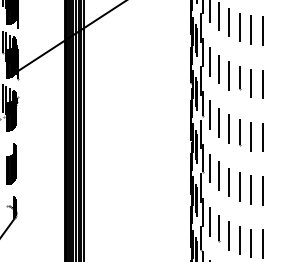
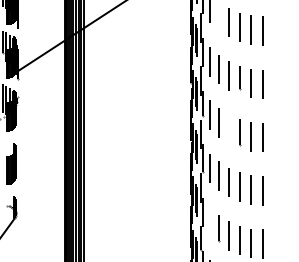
line: present -> none (219, 16)
line: present -> none (228, 128)
line: present -> none (210, 221)
